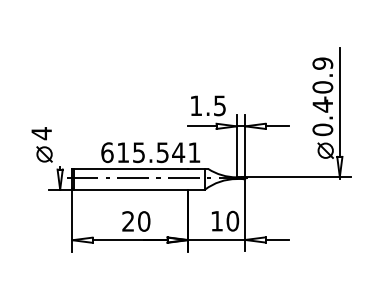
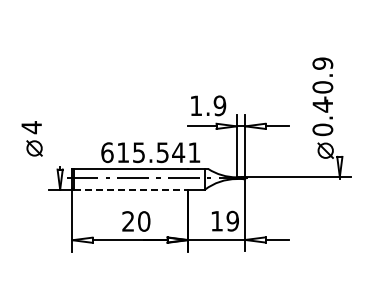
line: present -> none (339, 102)
text: 1.5 -> 1.9 (219, 105)
part position: (41, 144) -> (31, 138) (31, 138)
line: solid -> dashed (131, 189)
text: 10 -> 19 (232, 221)
